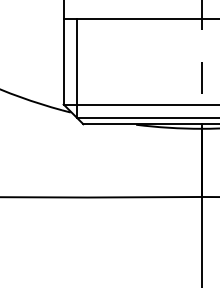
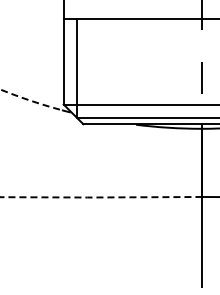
arc: solid -> dashed (30, 100)
line: solid -> dashed (100, 197)
